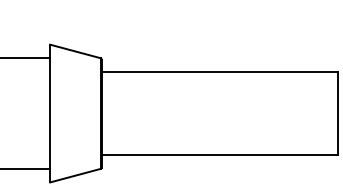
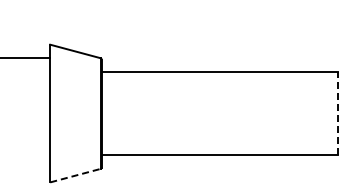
line: solid -> dashed (338, 113)
line: present -> none (26, 168)
line: solid -> dashed (75, 175)
